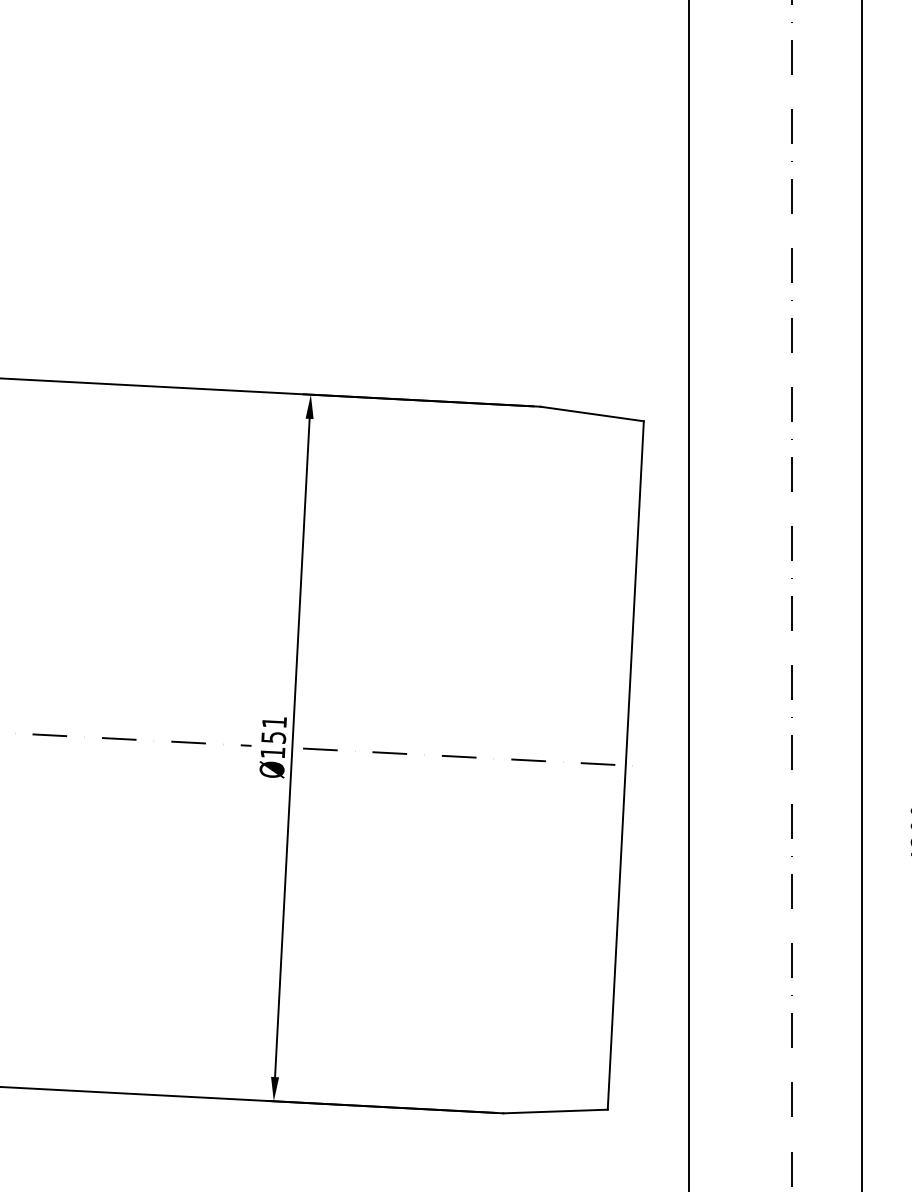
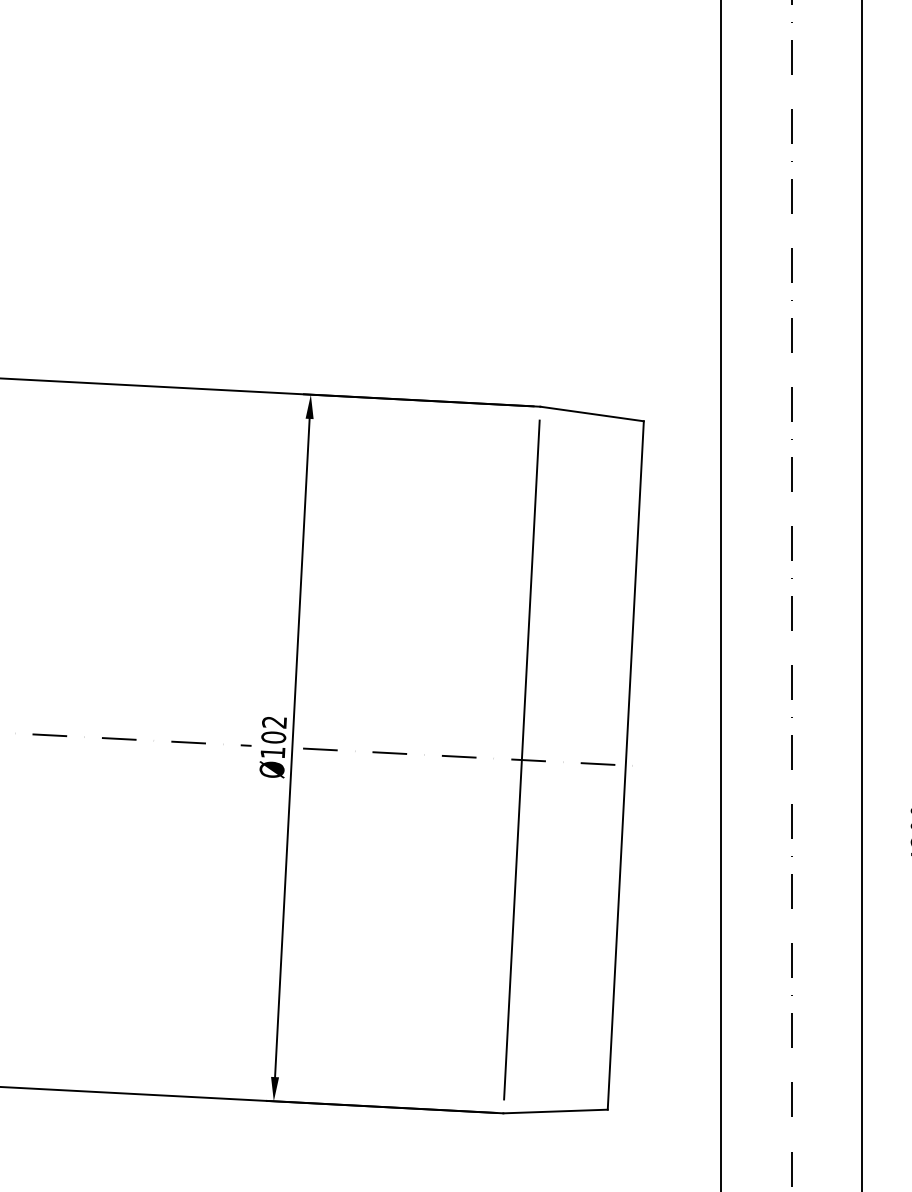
line position: (688, 595) -> (720, 595) (720, 595)
text: Ø151 -> Ø102 (273, 730)
line: none -> present (521, 759)
